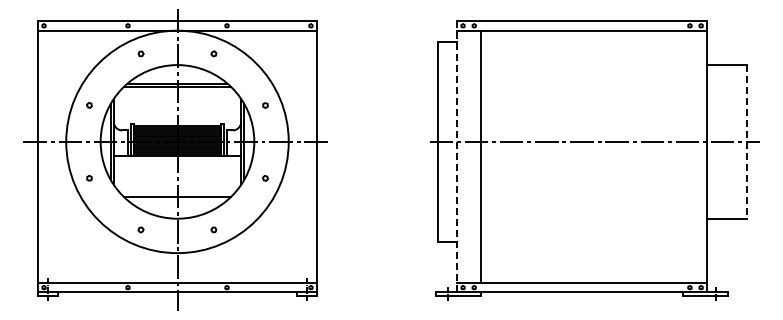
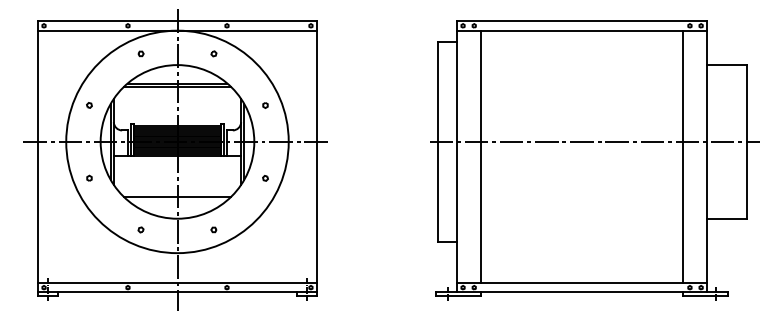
line: dashed -> solid (747, 141)
line: dashed -> solid (456, 156)
line: none -> present (682, 156)
